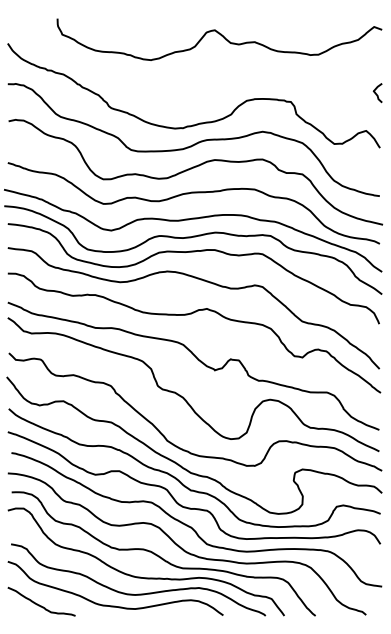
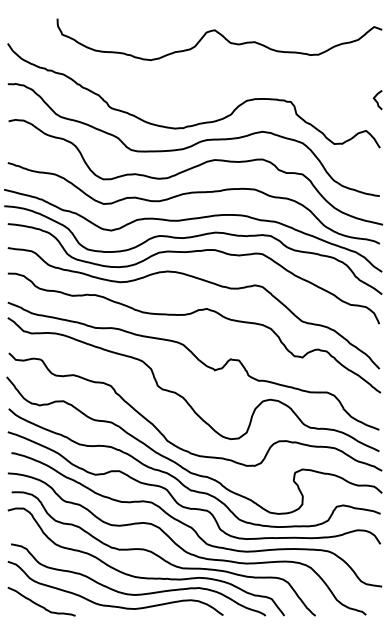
curve position: (376, 93) -> (376, 100) (376, 100)
